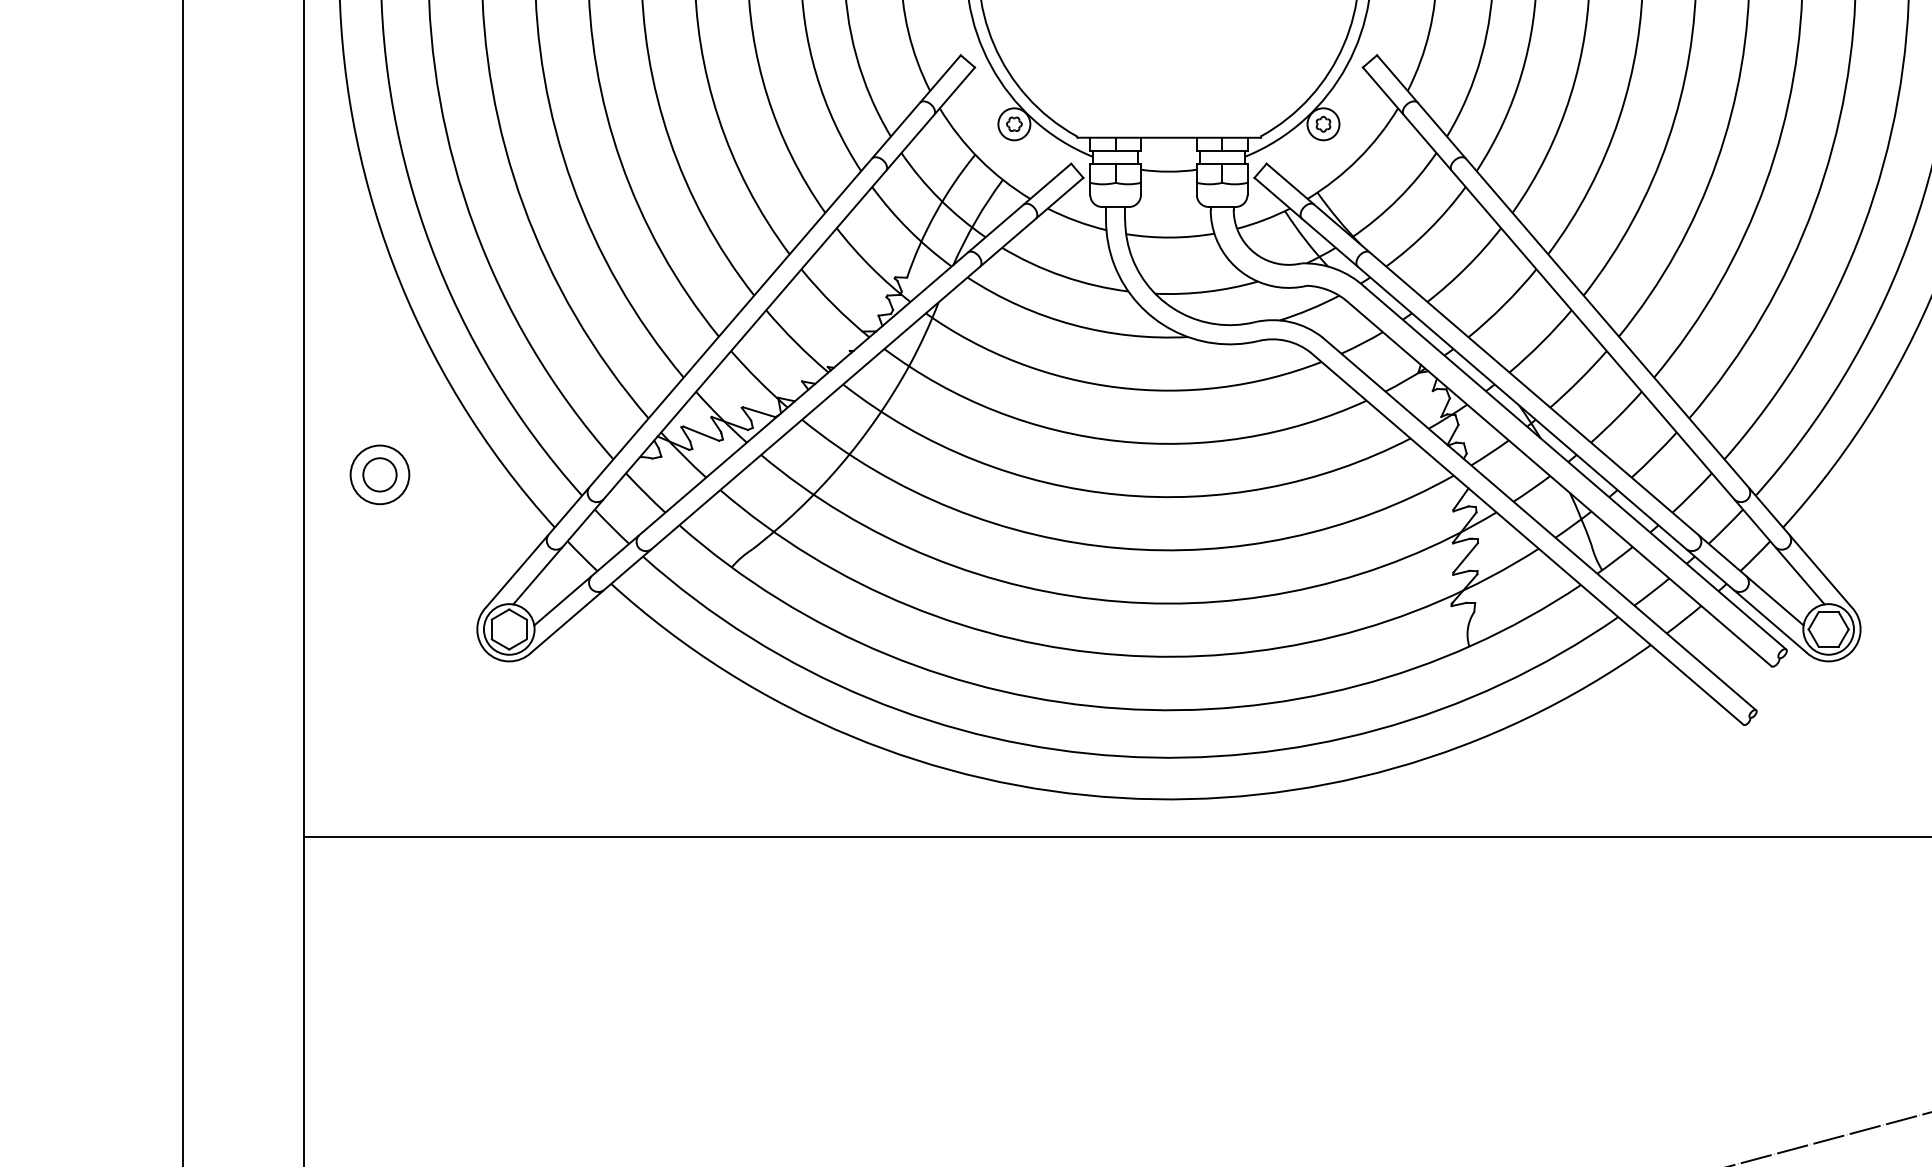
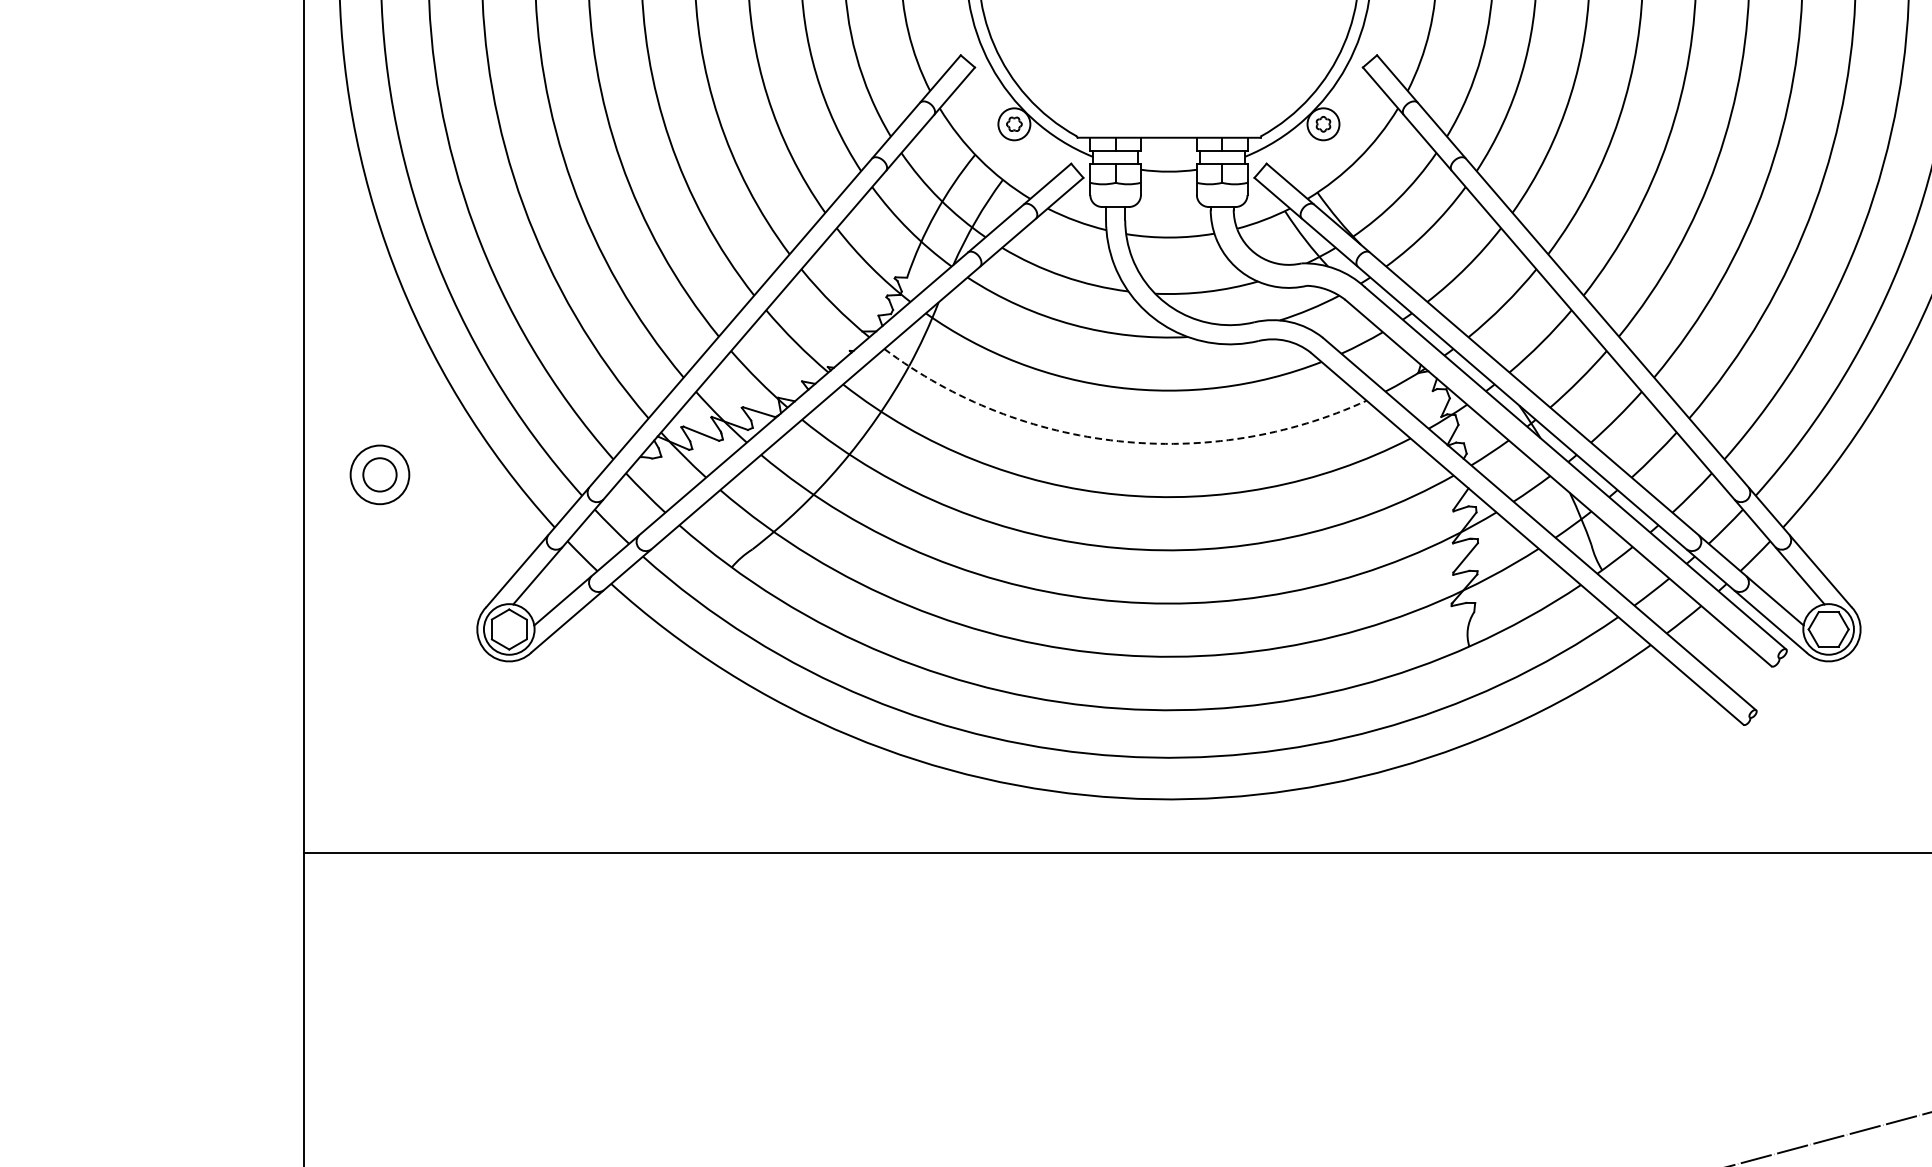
arc: solid -> dashed (1118, 441)
line: present -> none (183, 582)
line position: (1115, 836) -> (1115, 852) (1115, 852)
